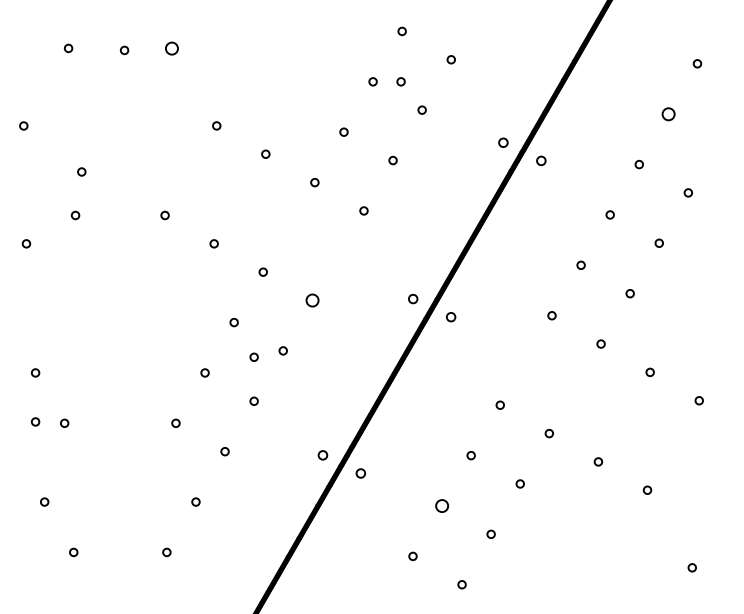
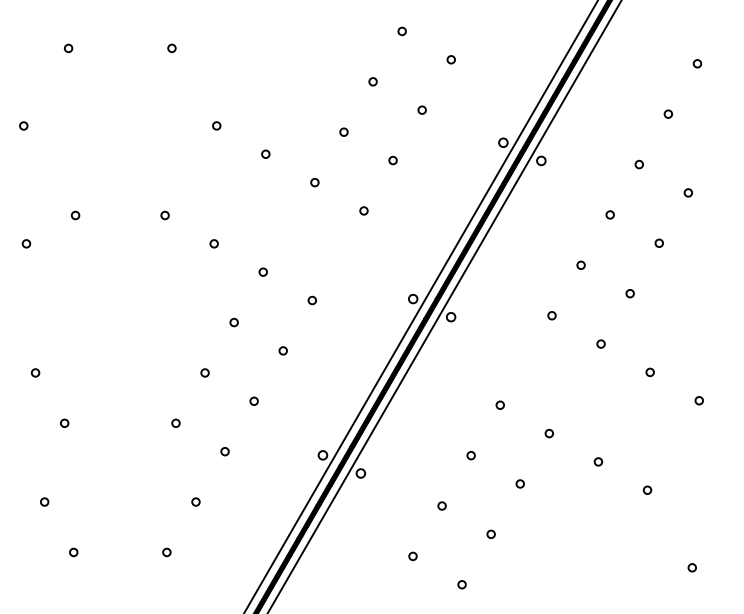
circle size: 14x15 px -> 10x10 px (171, 47)
circle: present -> none (124, 50)
circle: present -> none (400, 81)
circle size: 15x15 px -> 10x10 px (667, 113)
circle: present -> none (81, 171)
circle size: 15x15 px -> 10x11 px (311, 300)
line: none -> present (420, 306)
line: none -> present (444, 306)
circle: present -> none (253, 356)
circle: present -> none (35, 421)
circle size: 15x14 px -> 10x10 px (441, 505)
